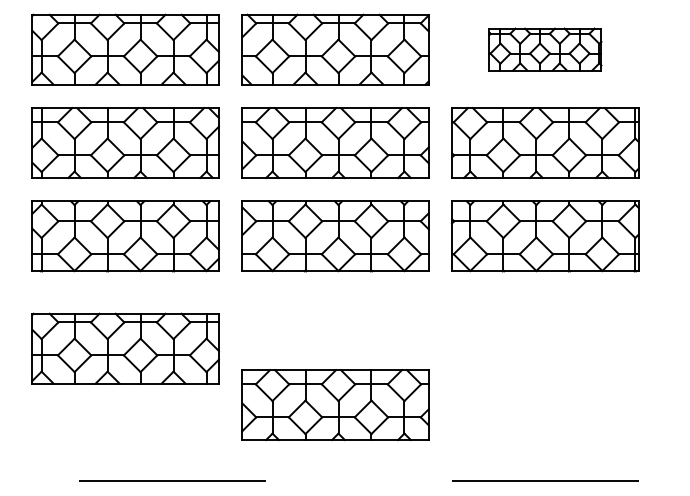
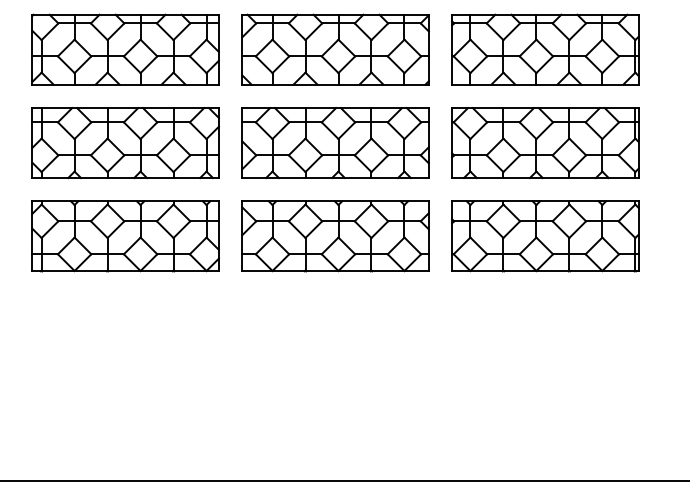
part size: 115x45 px -> 189x73 px (545, 49)
part: present -> none (125, 348)
part: present -> none (335, 405)
line: dashed -> solid (345, 481)
